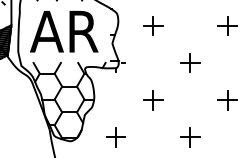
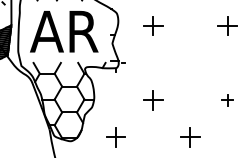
part: present -> none (190, 62)
part size: 21x21 px -> 13x13 px (227, 100)
